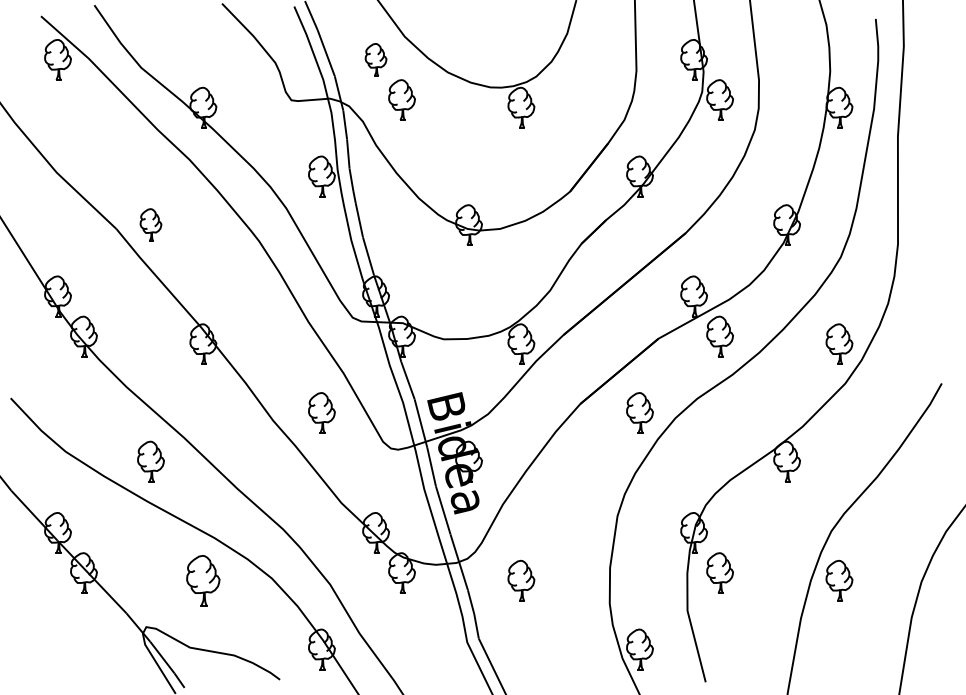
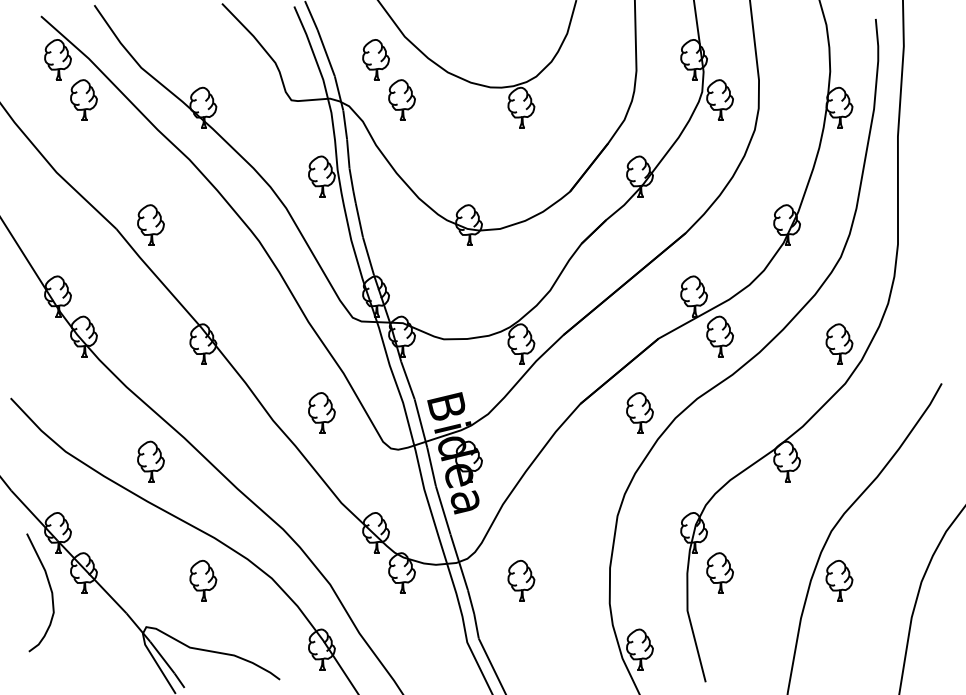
part size: 24x34 px -> 28x42 px (375, 59)
part: none -> present (83, 99)
part size: 24x34 px -> 28x42 px (150, 224)
part size: 35x52 px -> 29x43 px (203, 580)
curve: none -> present (49, 588)
